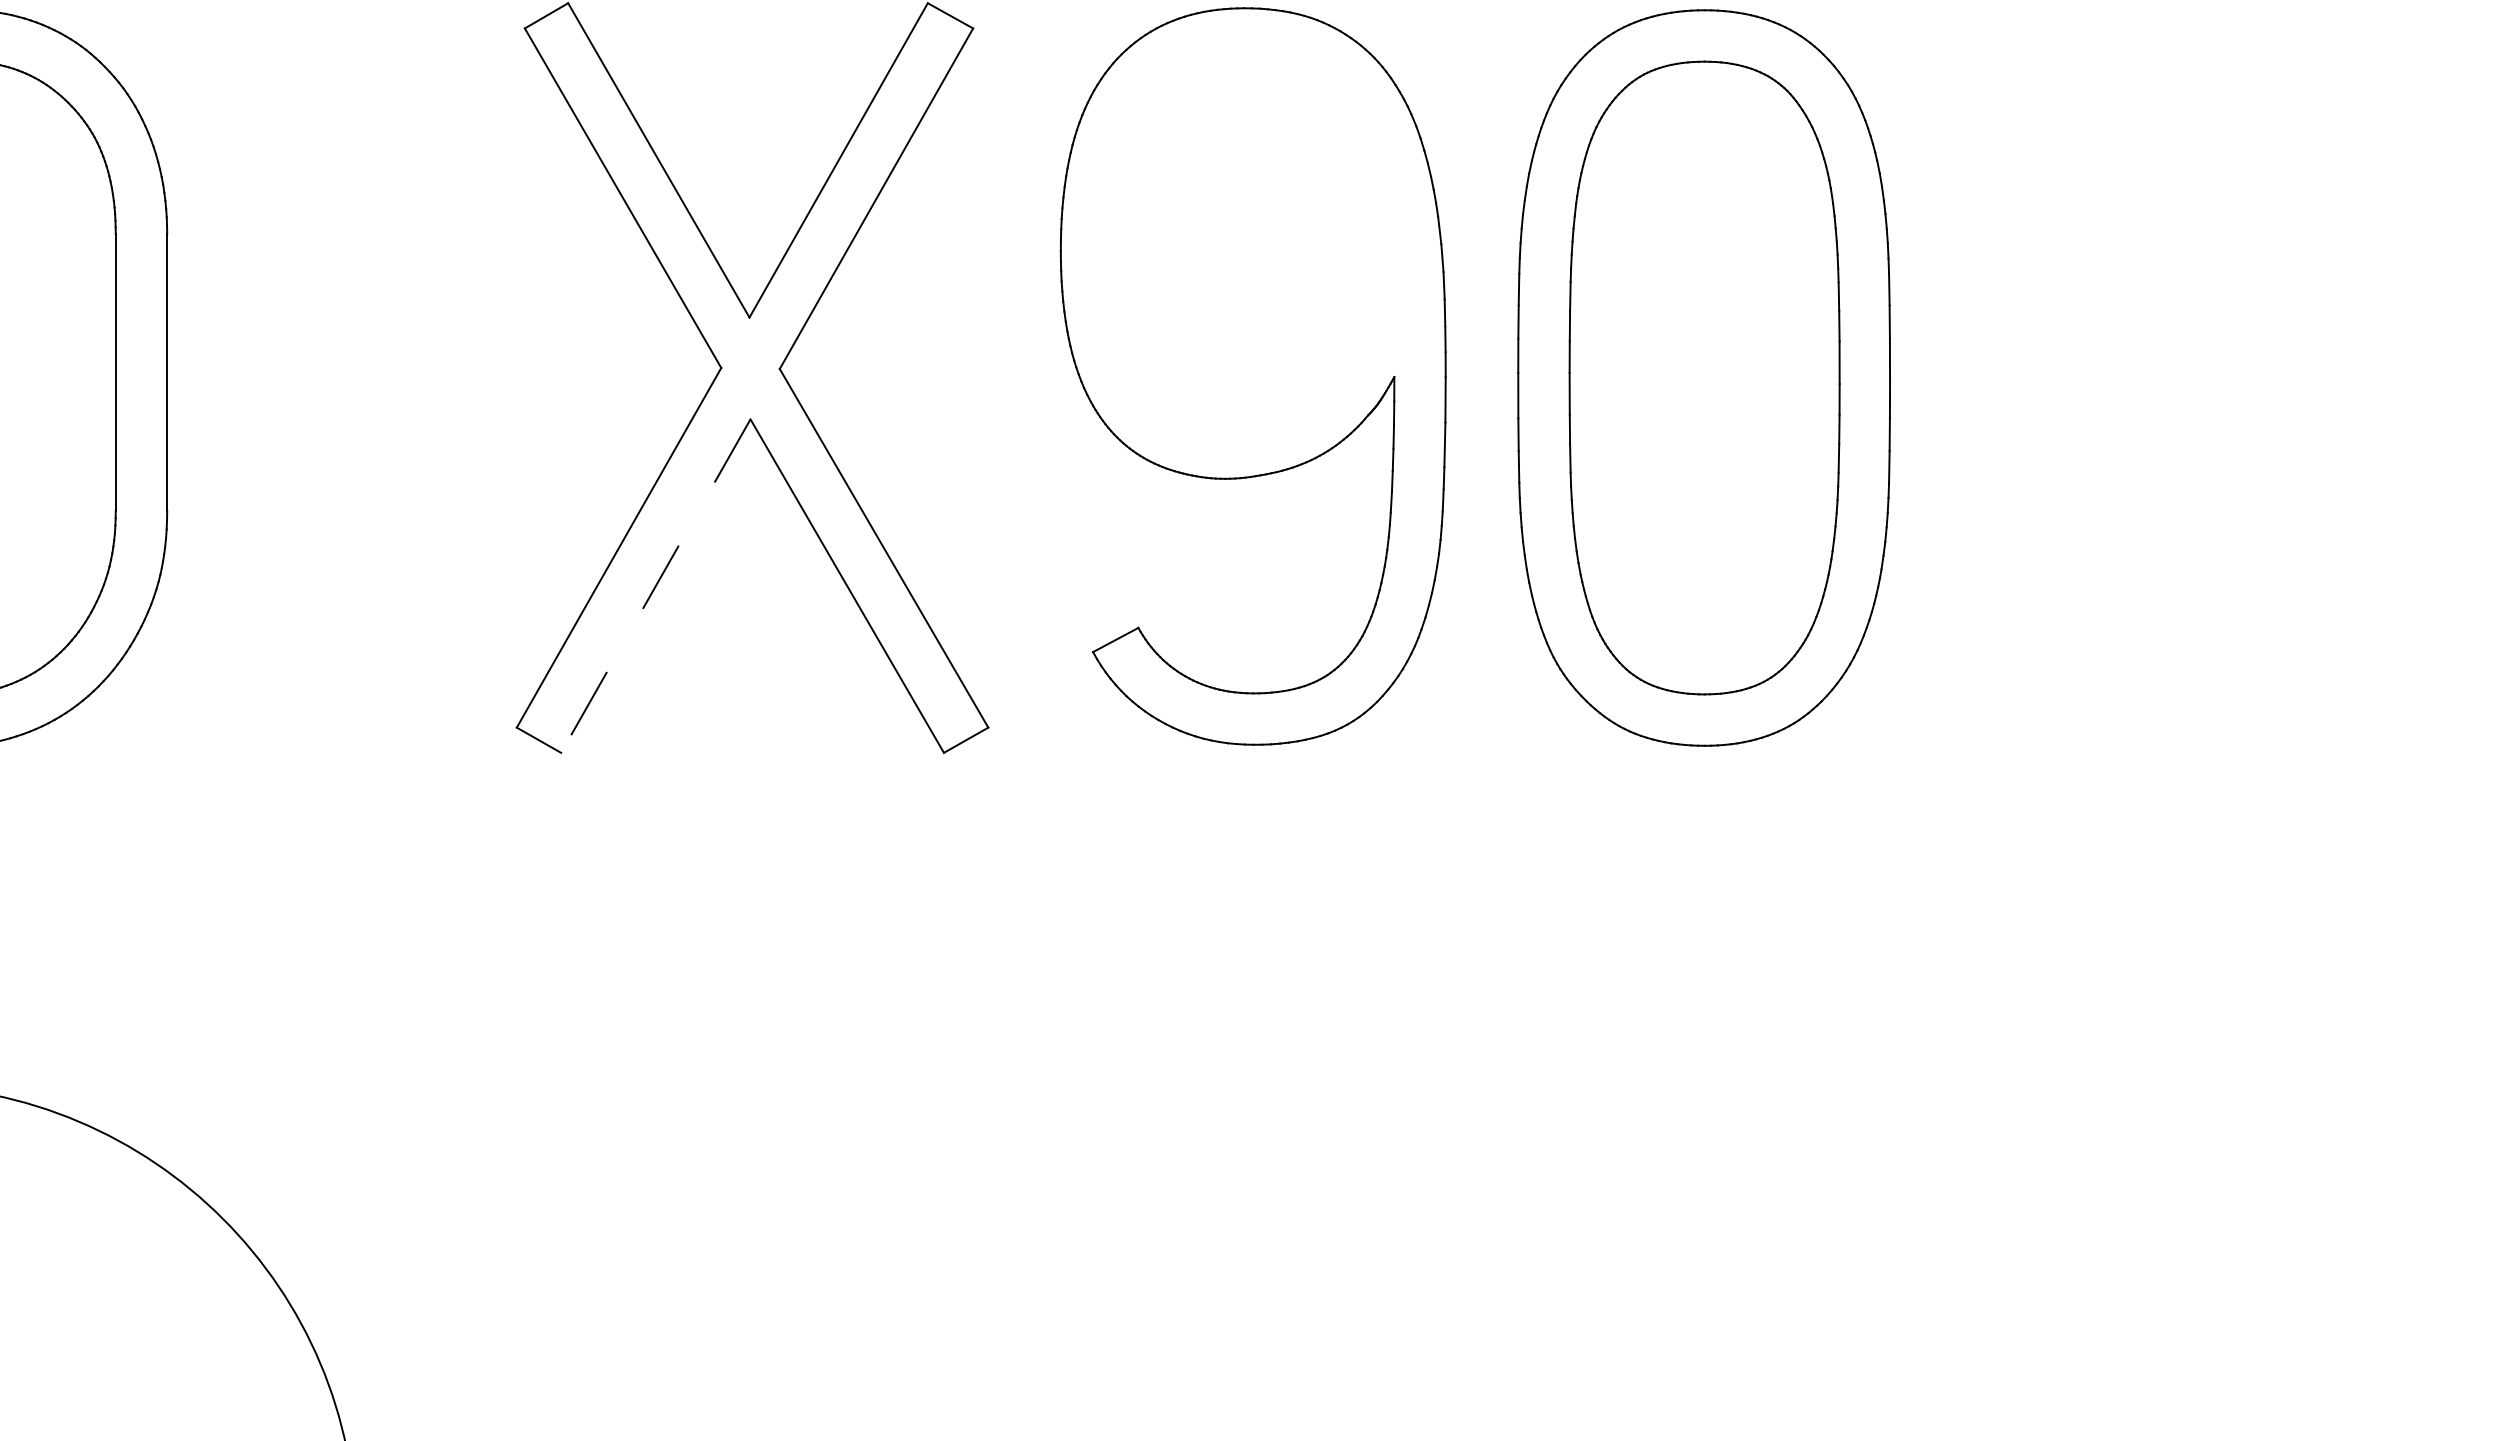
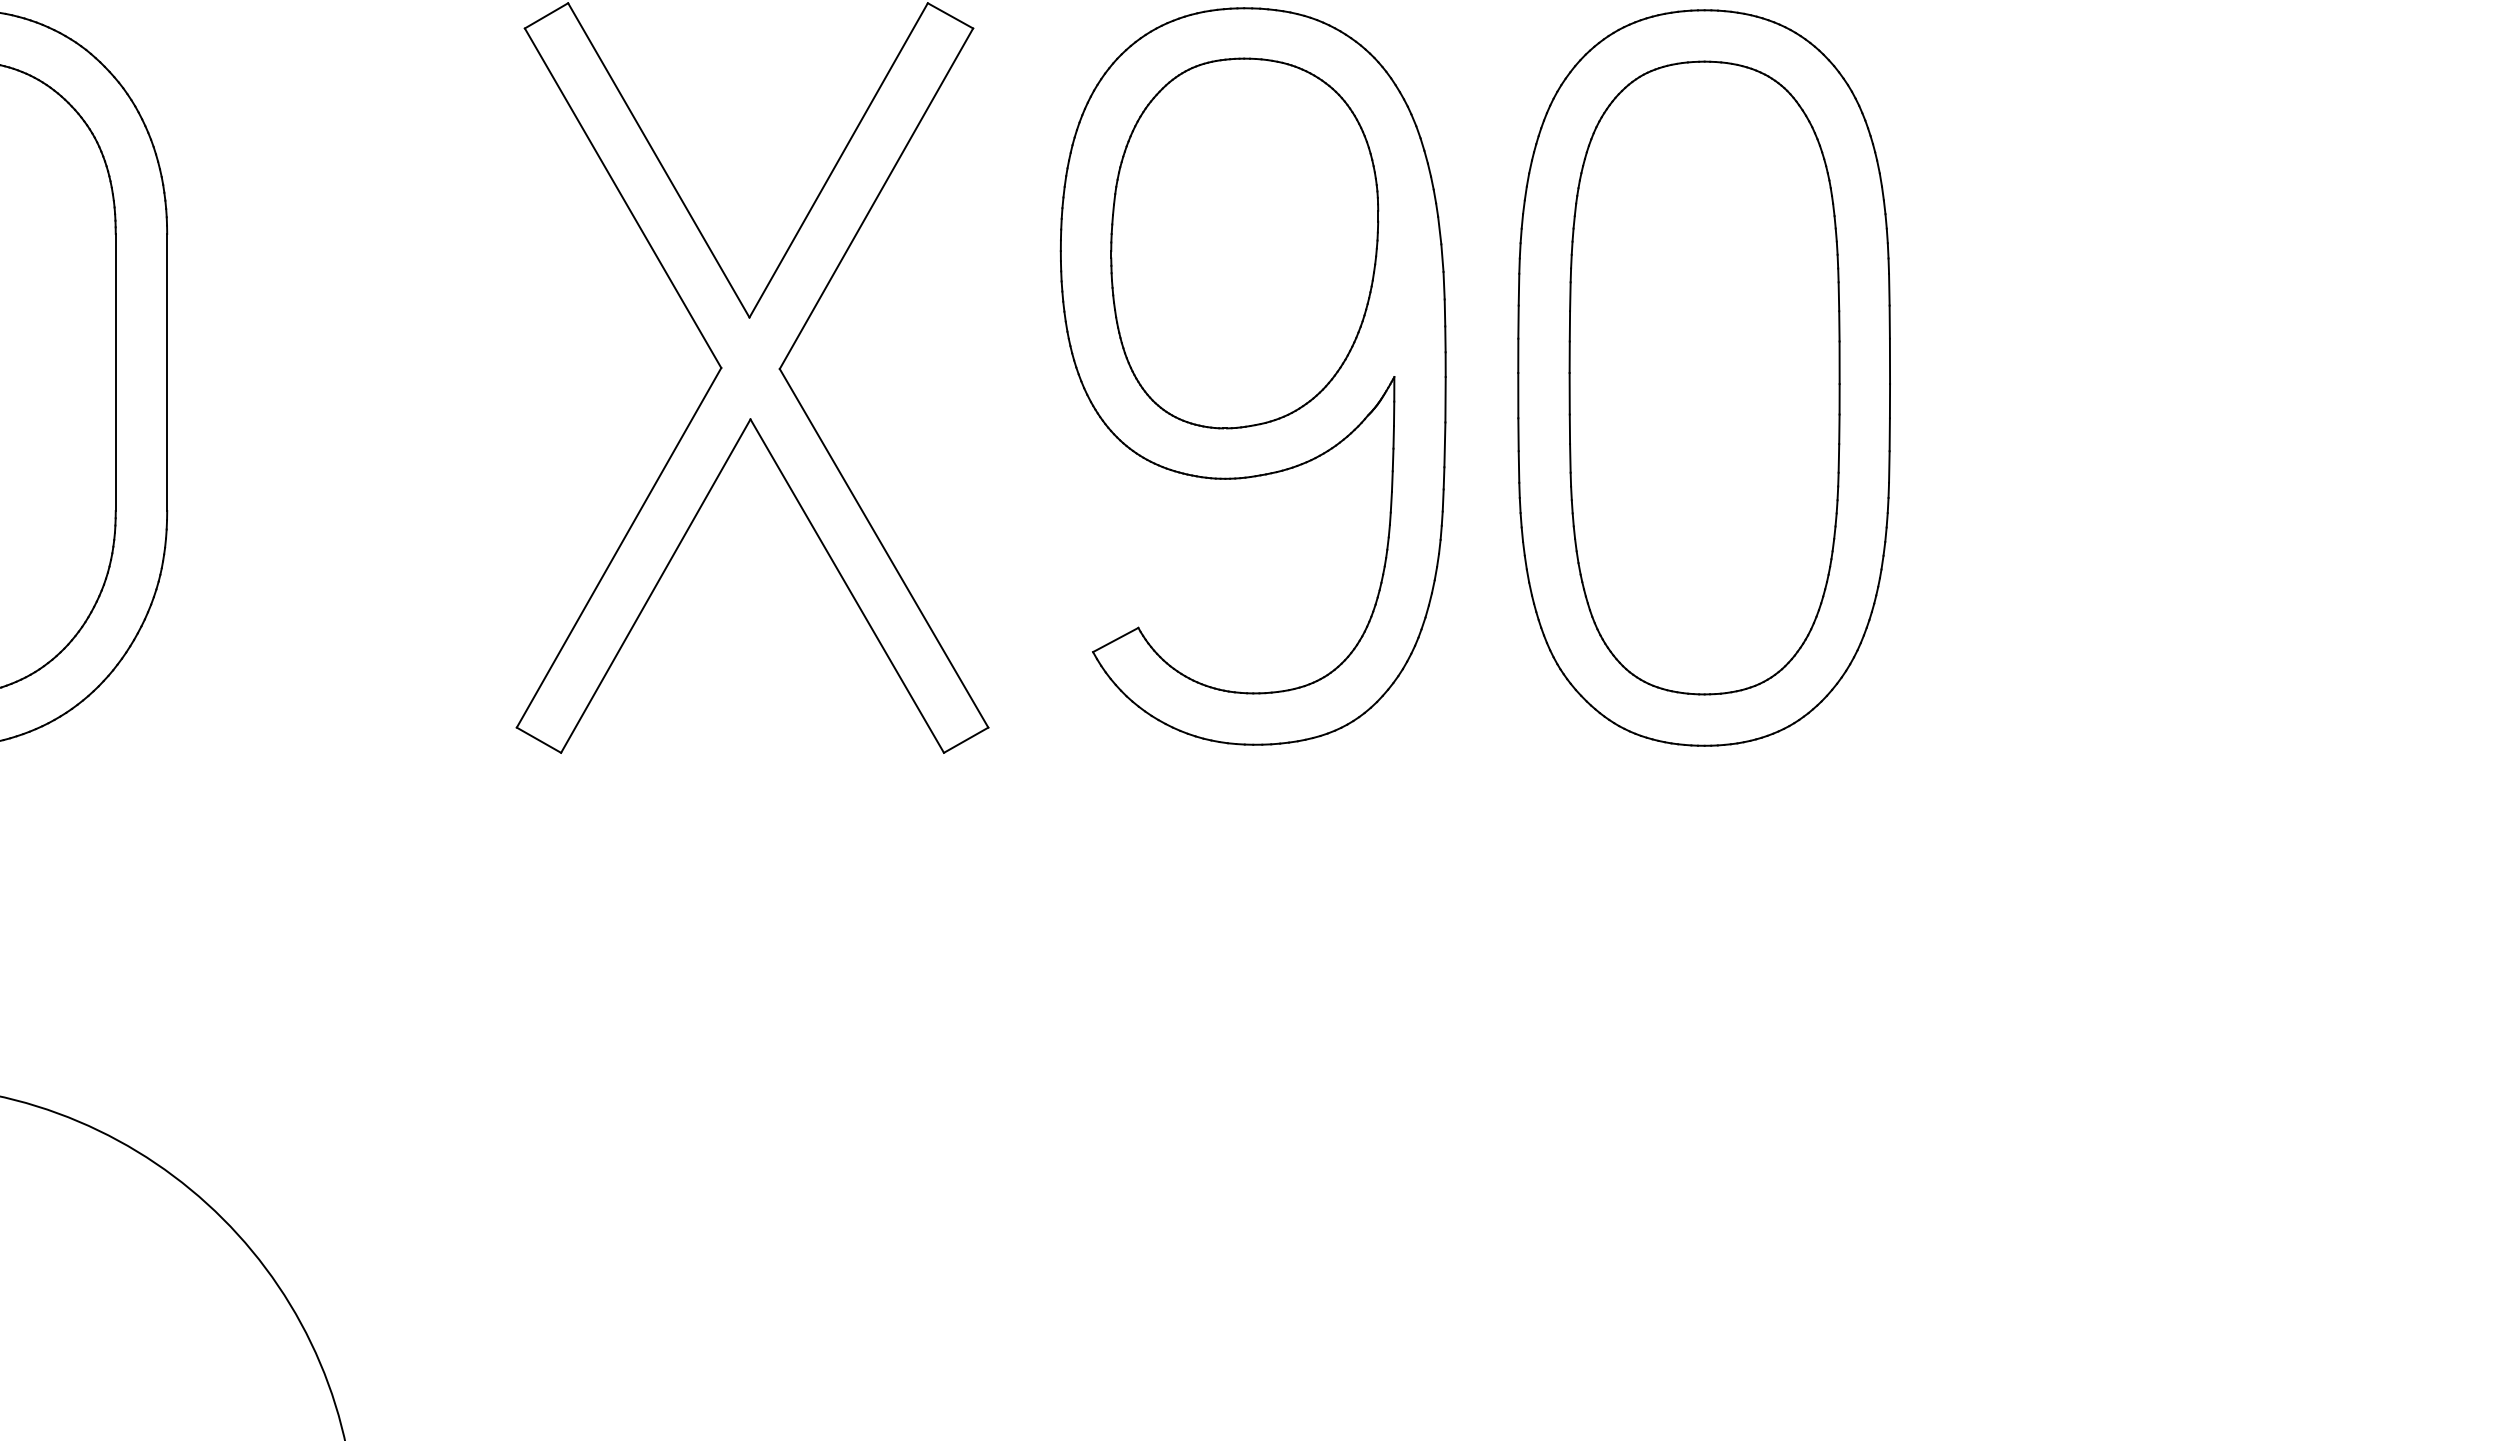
part: none -> present (1244, 243)
line: dashed -> solid (655, 586)
